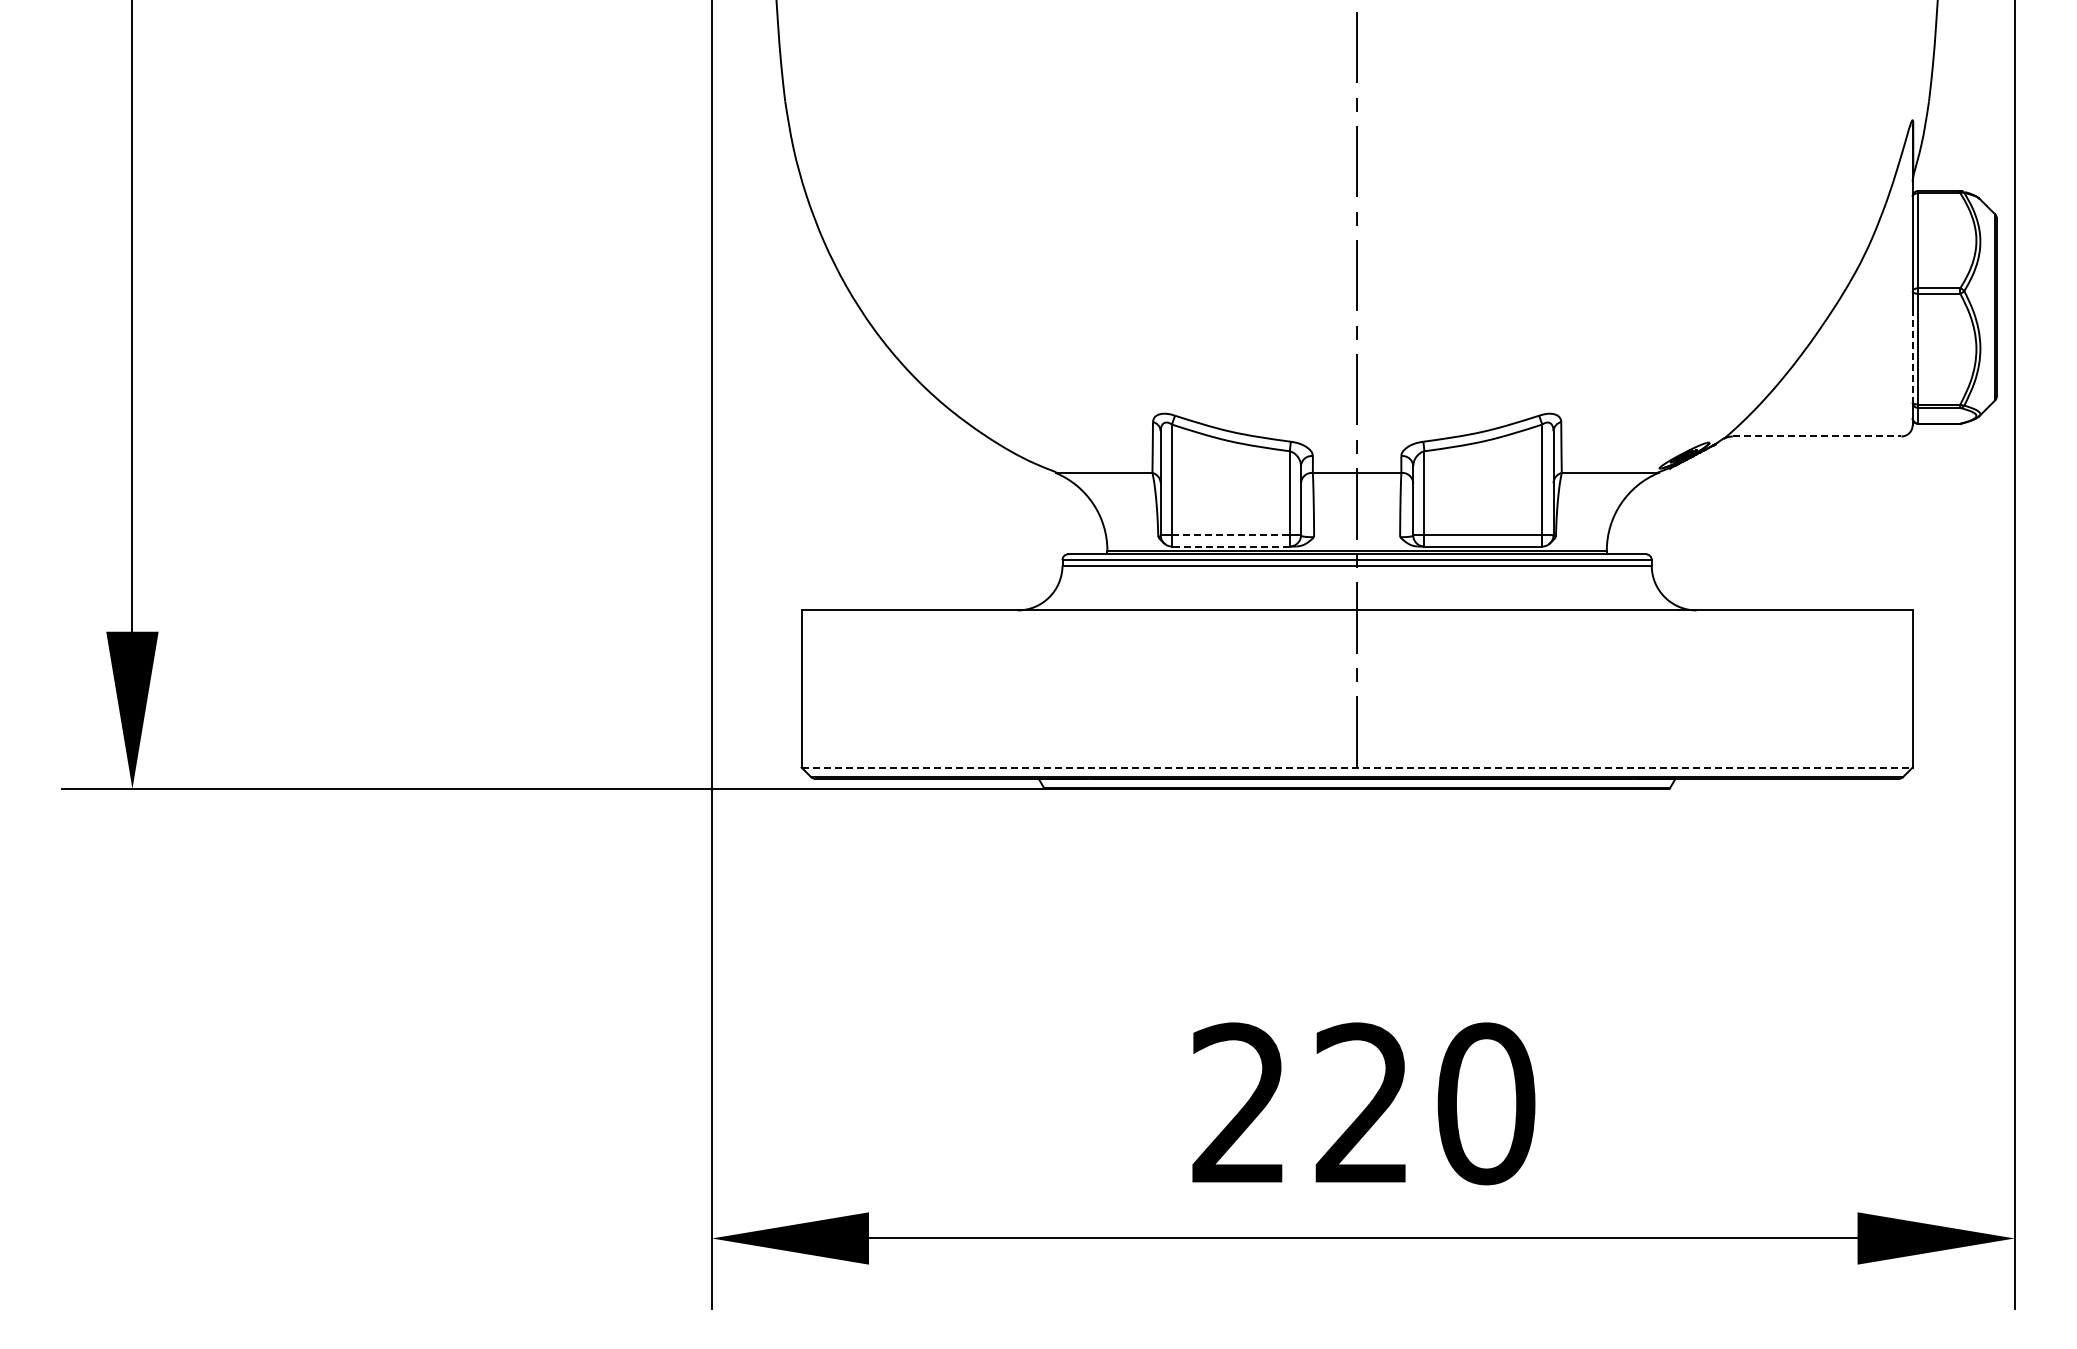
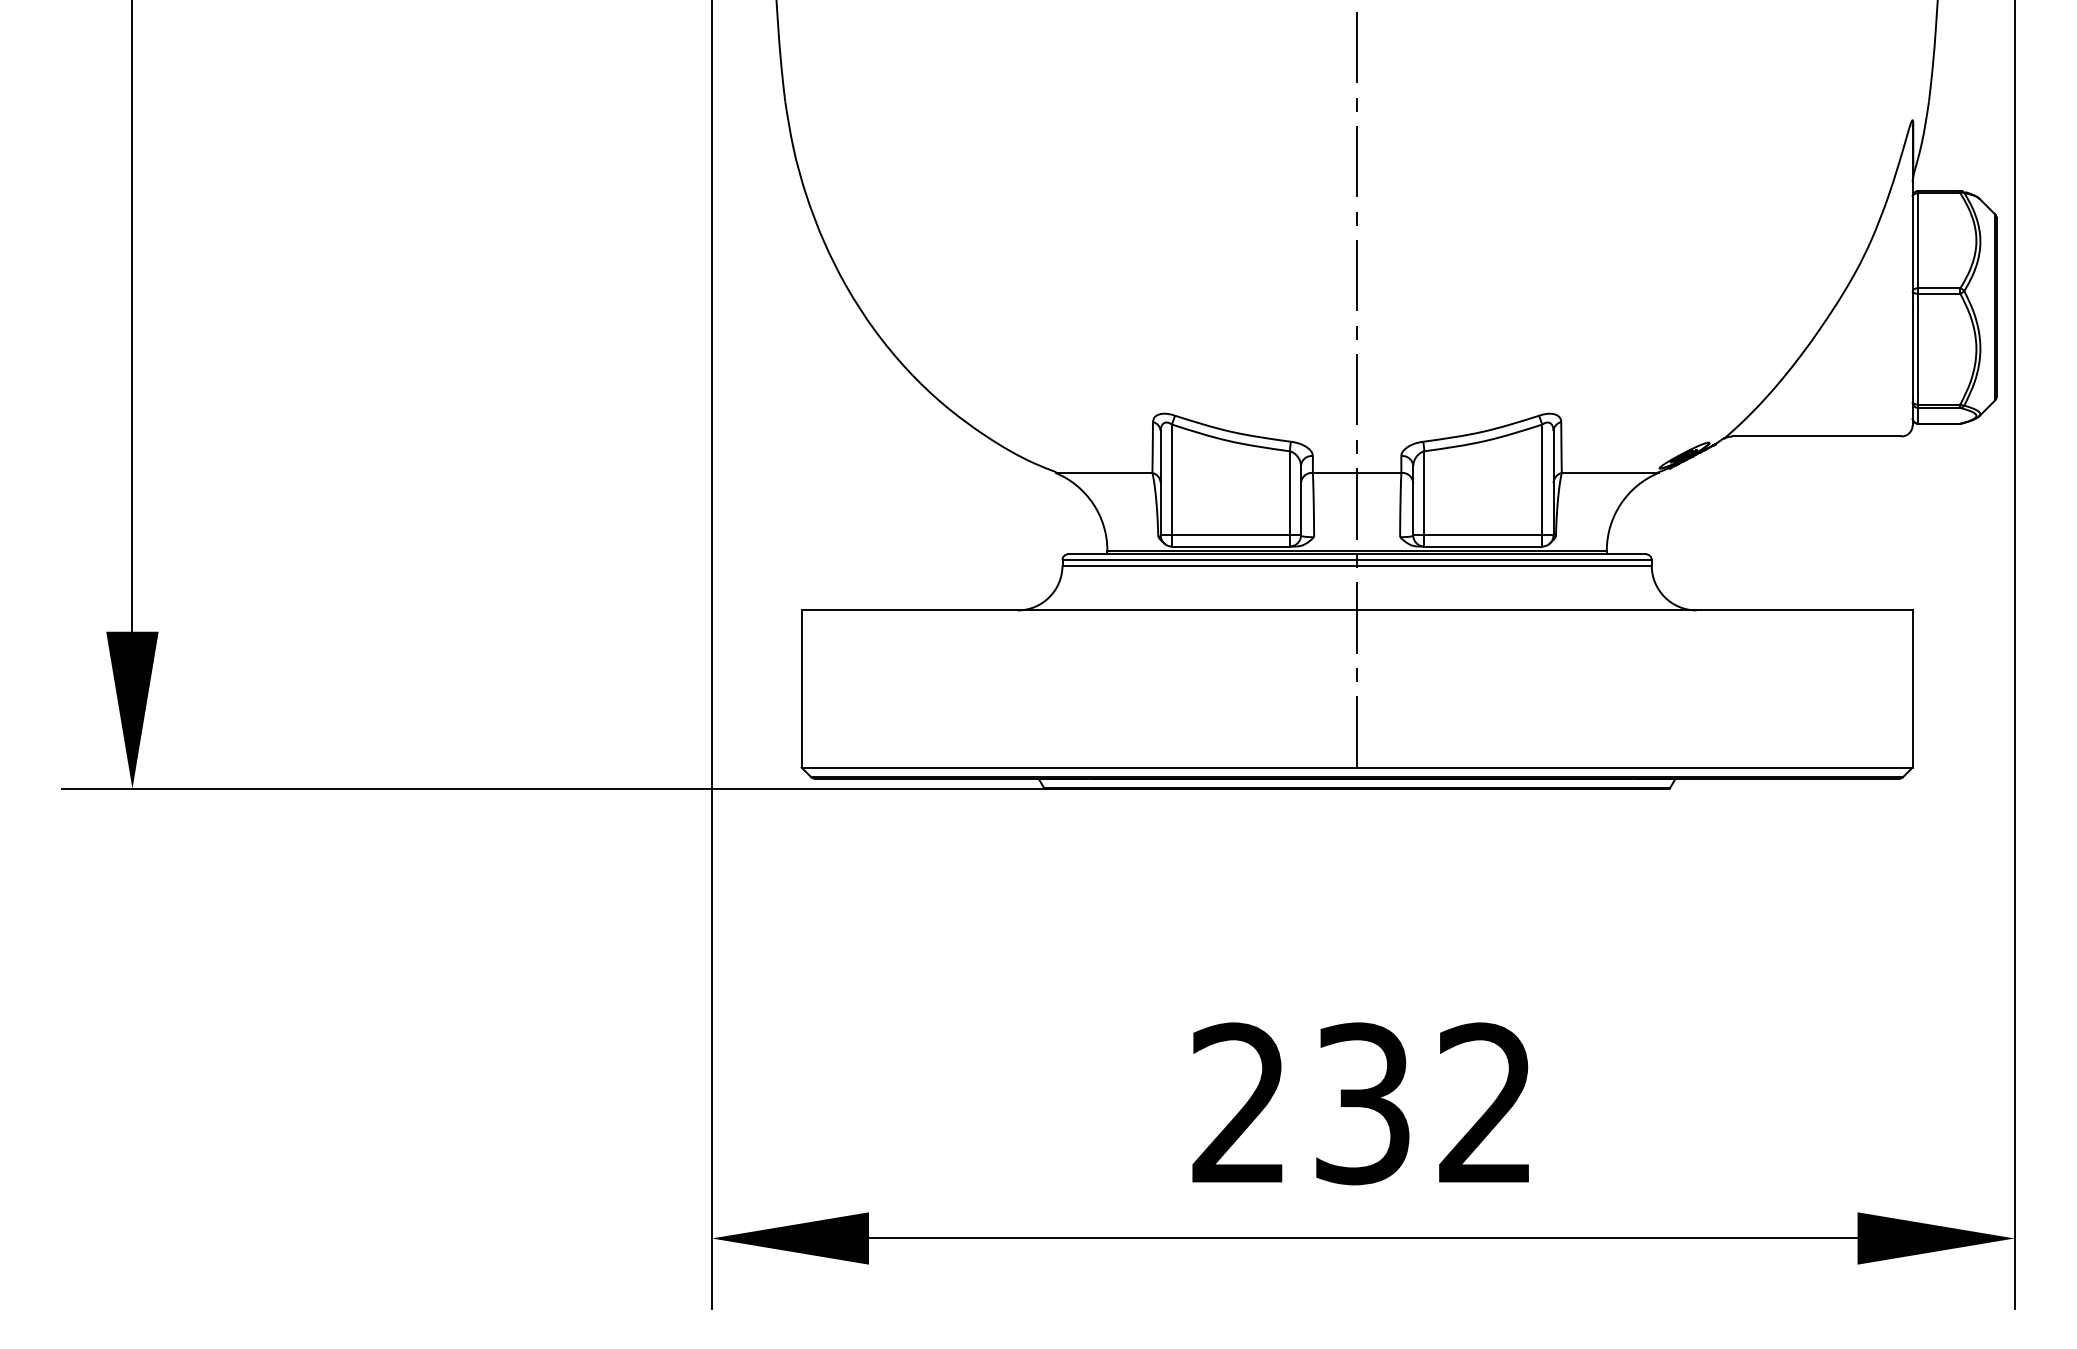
line: dashed -> solid (1912, 354)
line: dashed -> solid (1817, 436)
line: dashed -> solid (1230, 535)
line: dashed -> solid (1230, 546)
line: dashed -> solid (1357, 767)
text: 220 -> 232 (1425, 1103)
